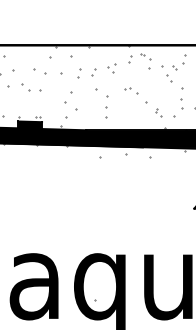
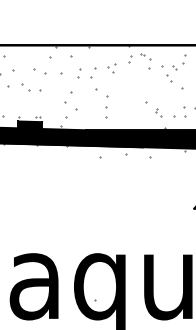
part size: 6x9 px -> 7x12 px (93, 72)
part: present -> none (131, 90)
part position: (181, 103) -> (184, 111) (184, 111)
